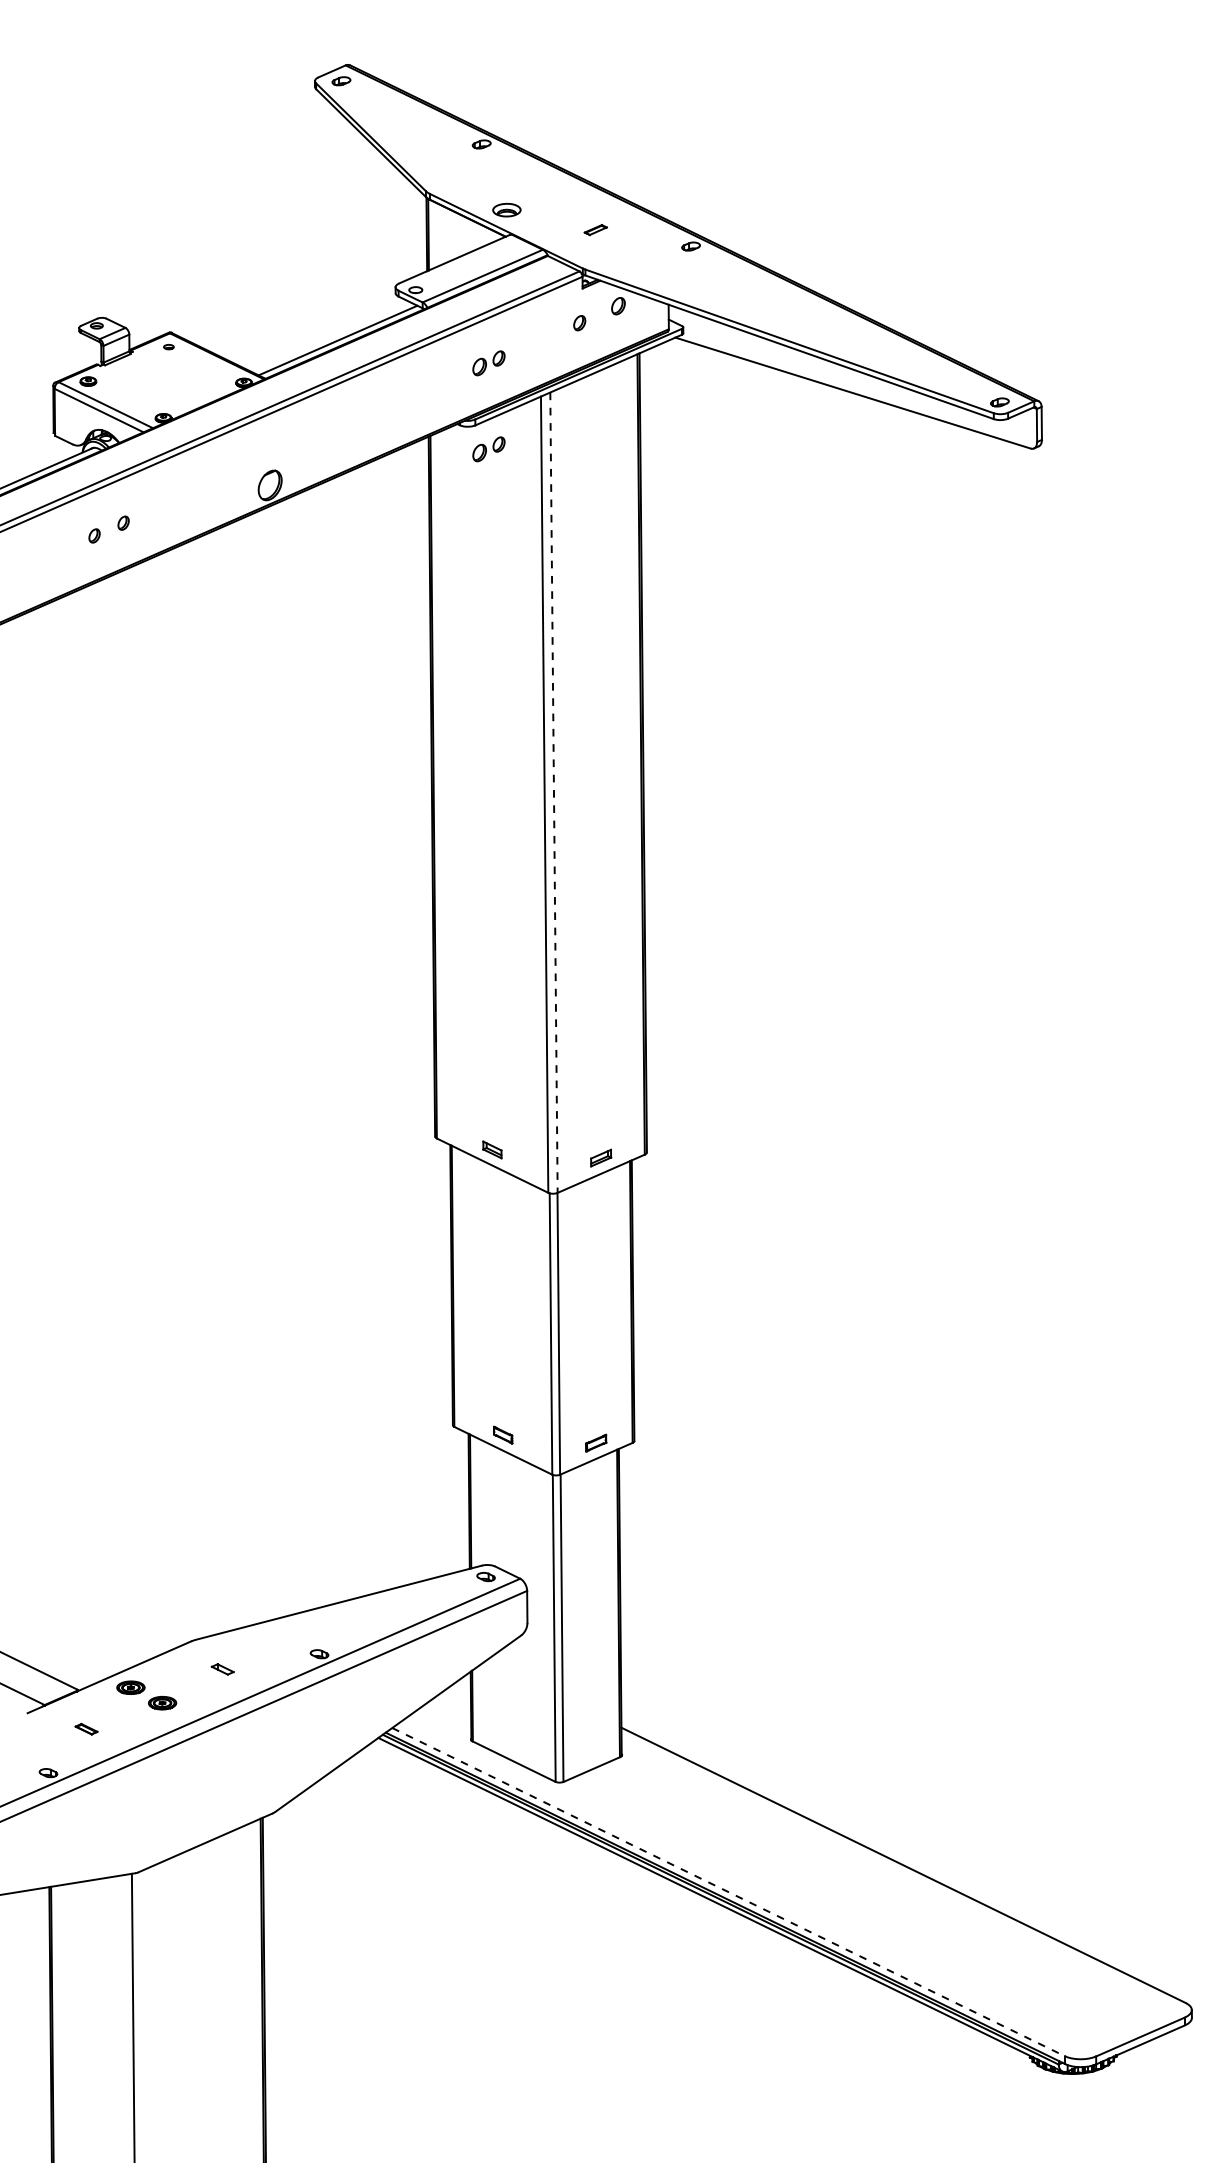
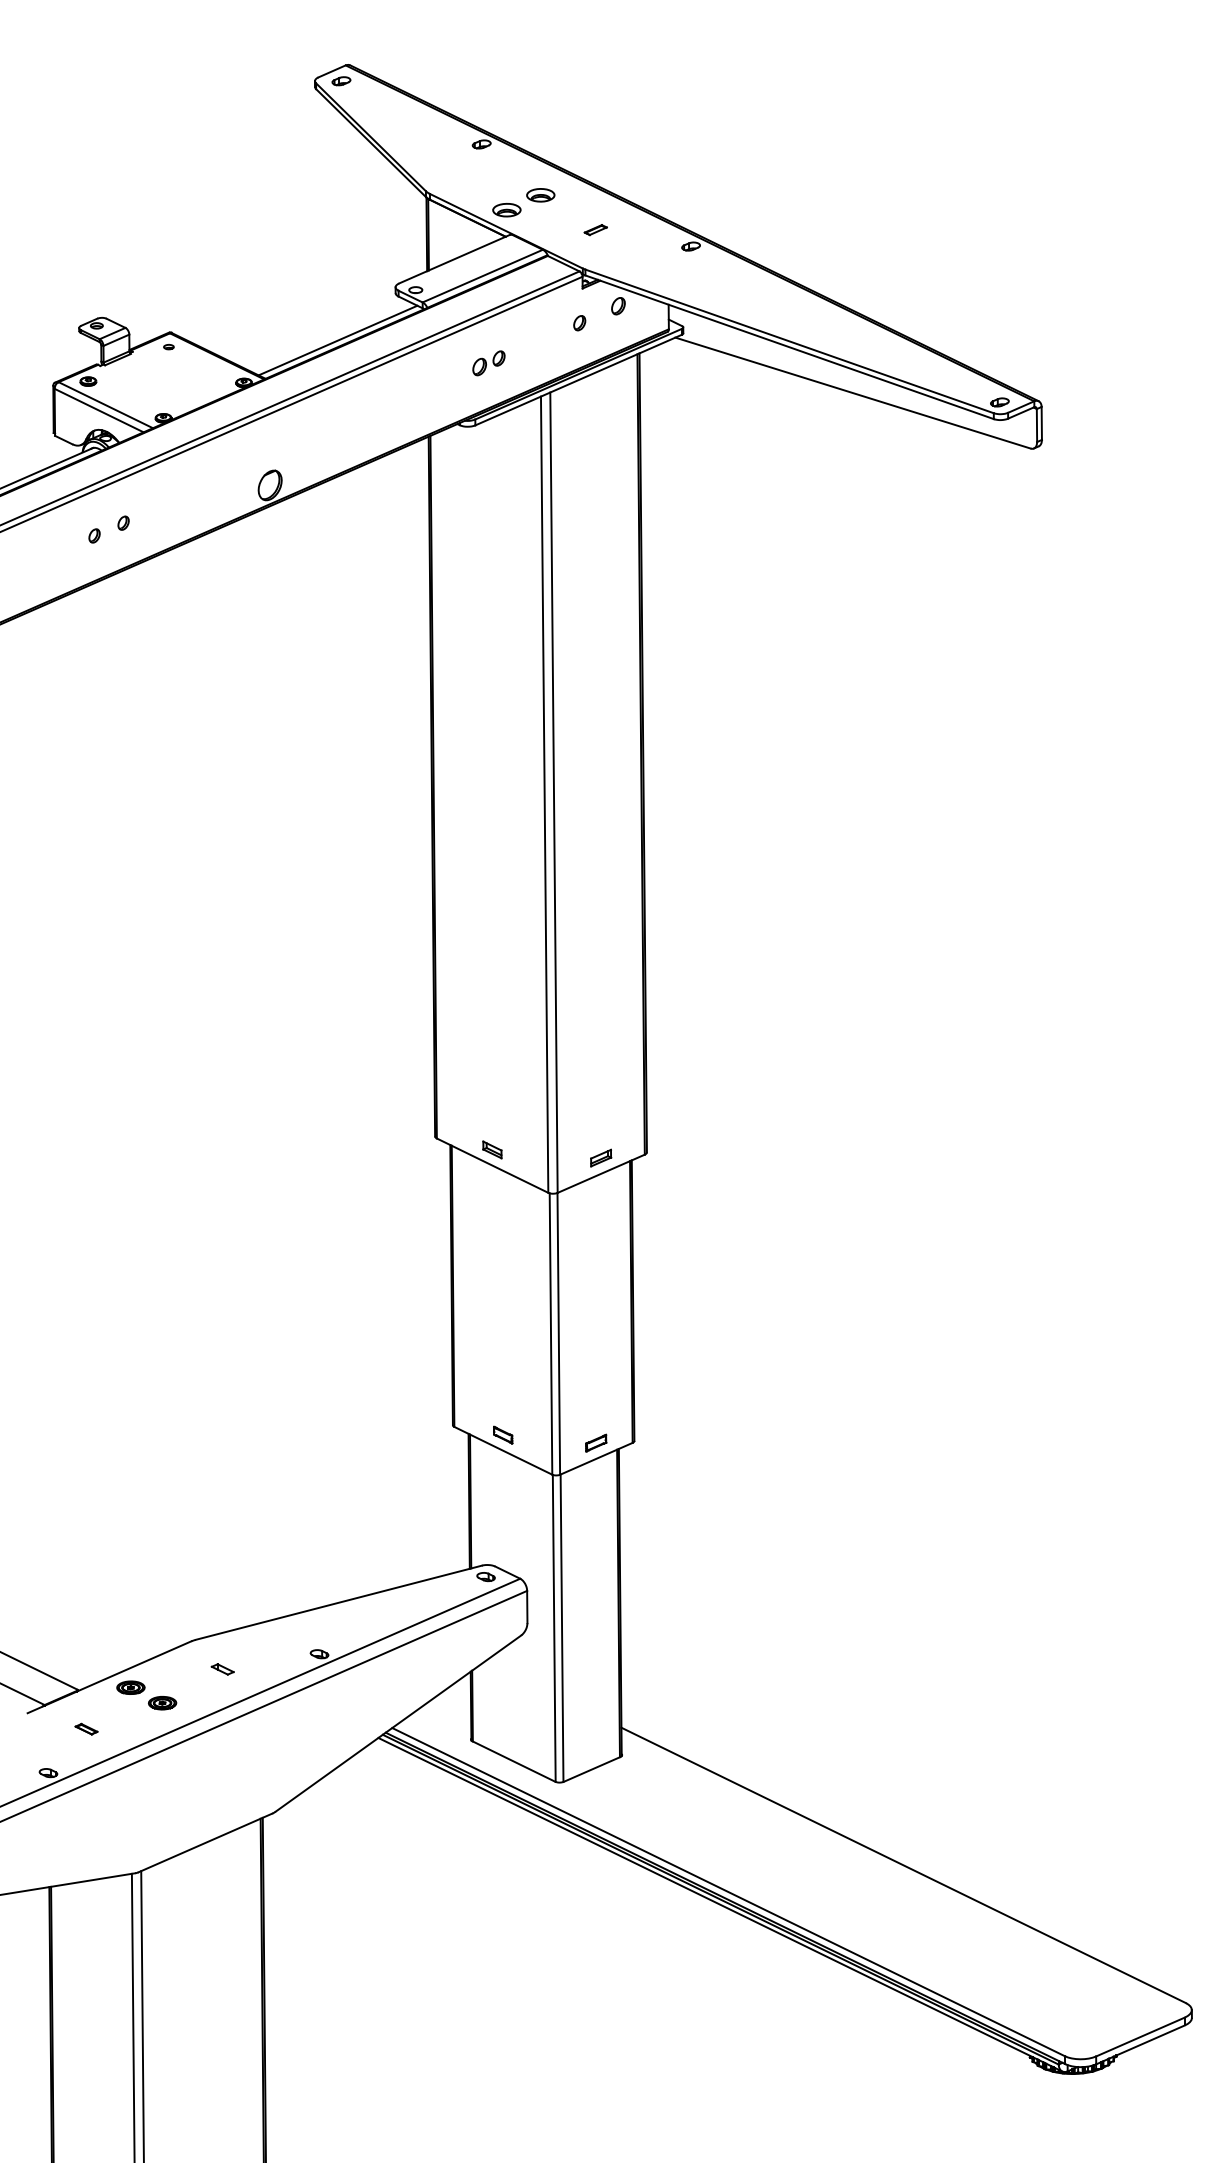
part: none -> present (540, 195)
part: present -> none (488, 449)
line: dashed -> solid (553, 793)
line: dashed -> solid (729, 1892)
line: none -> present (142, 2015)
